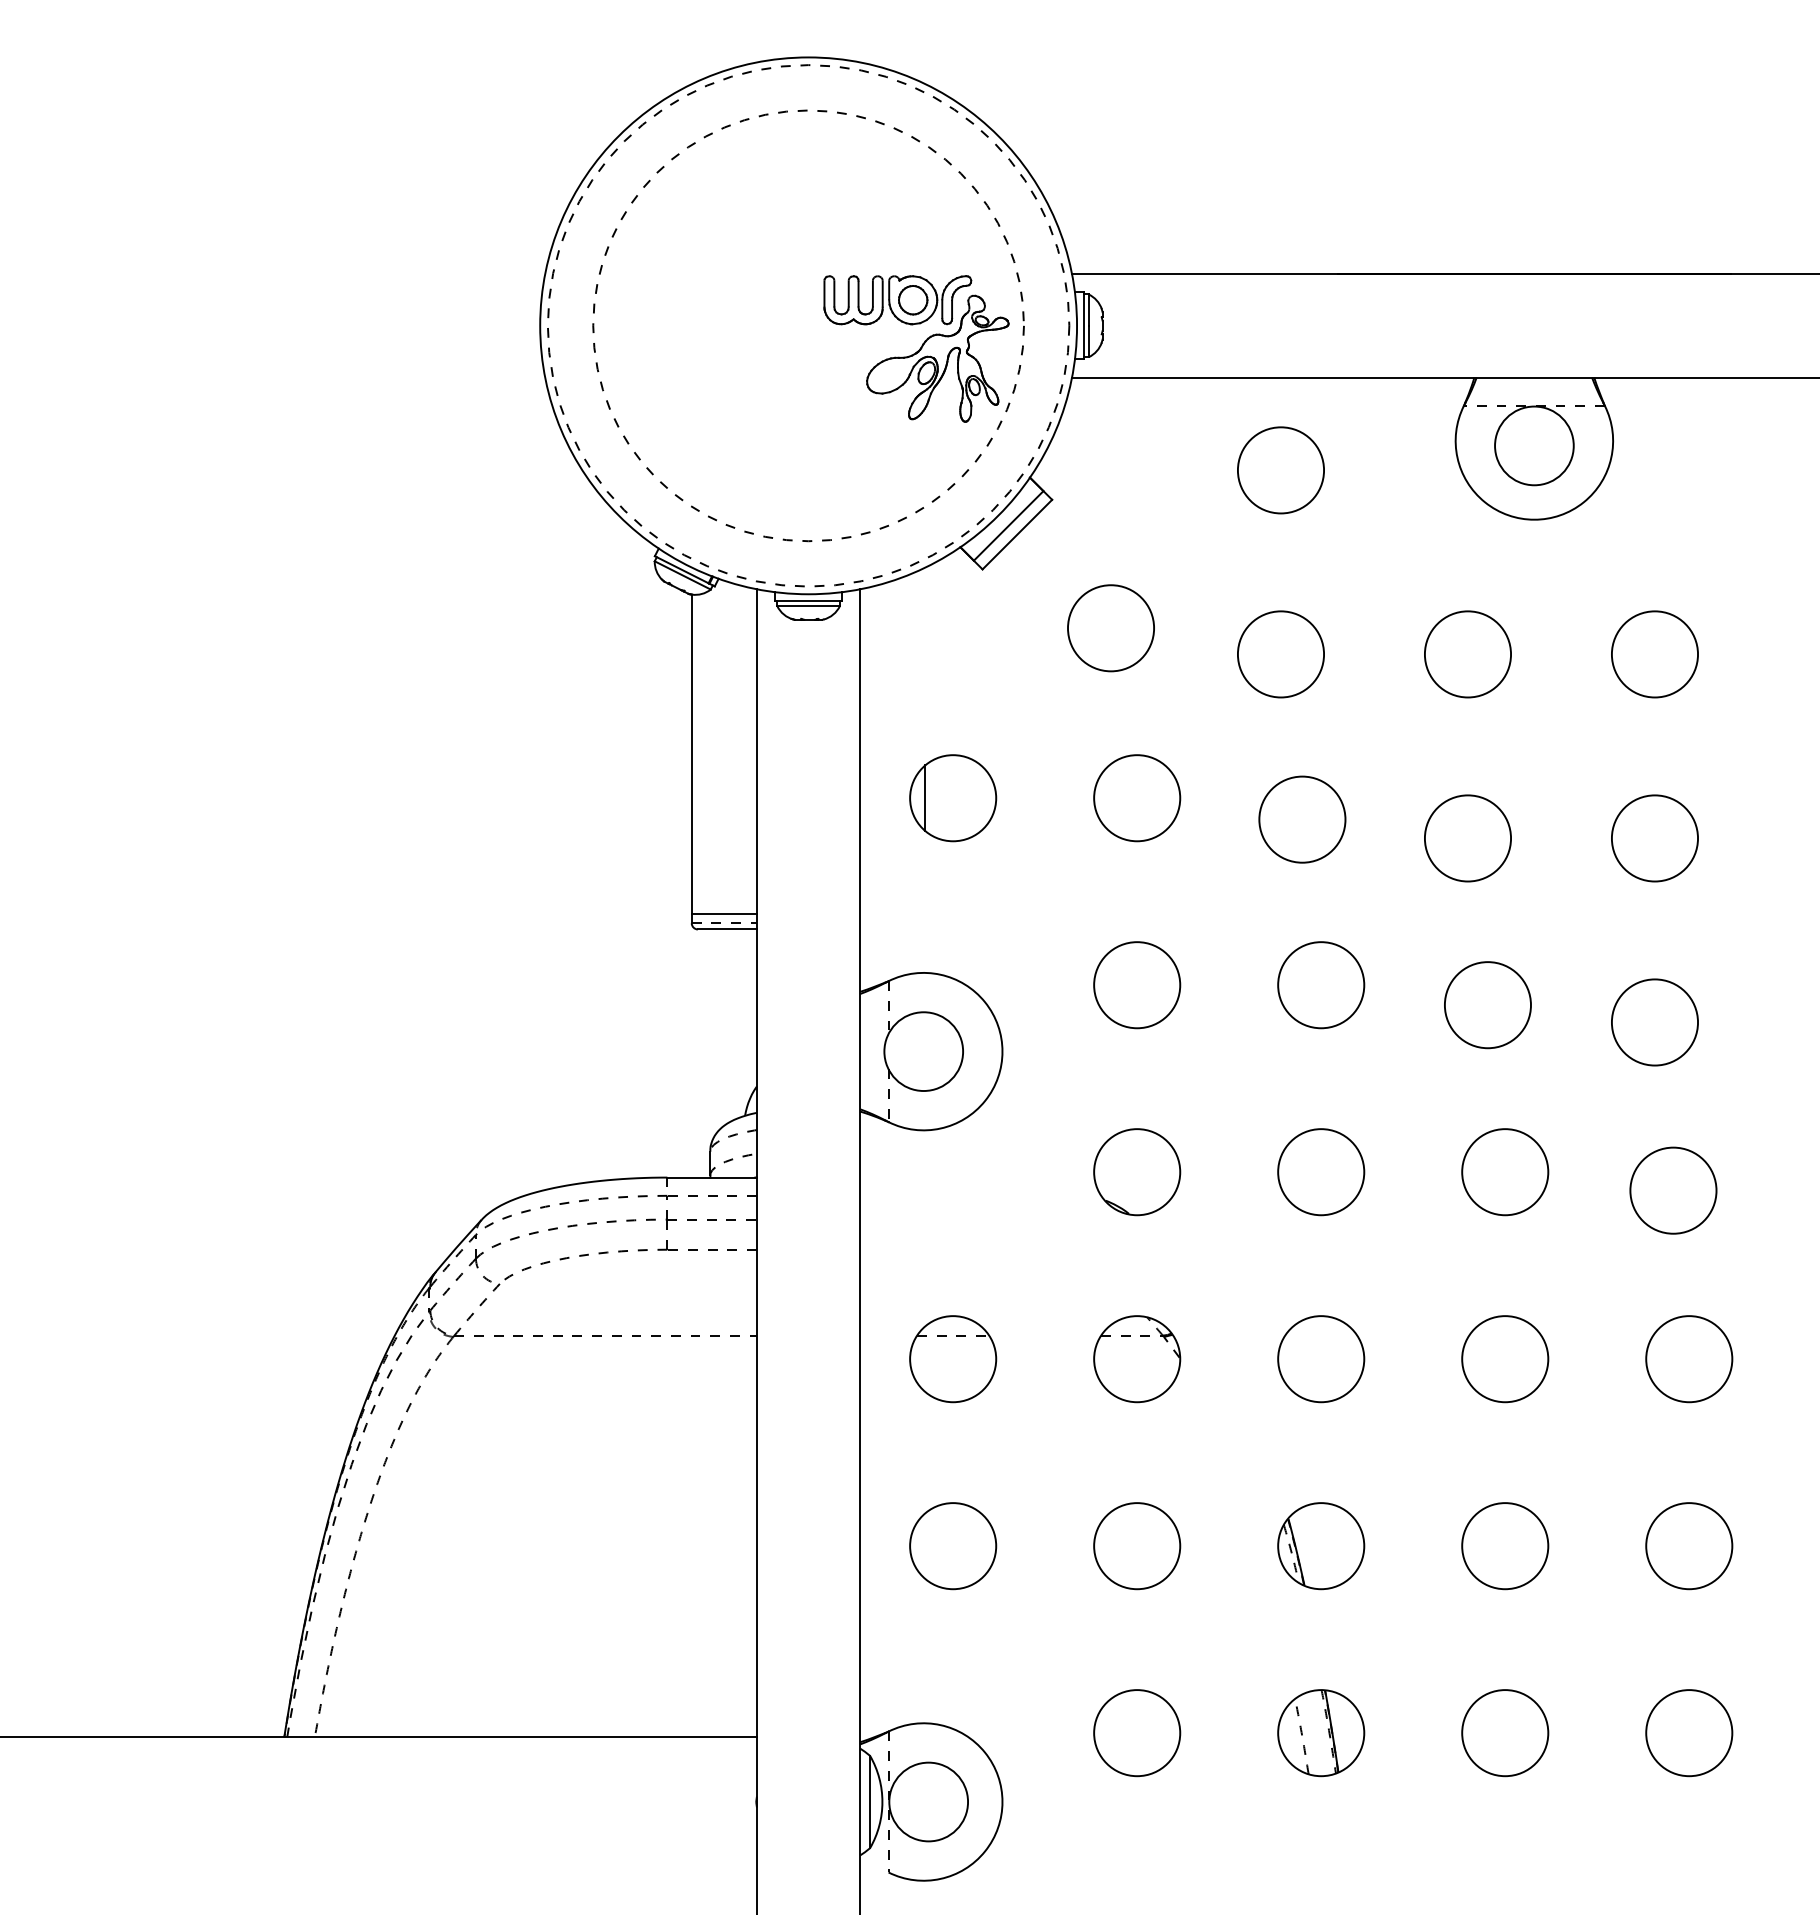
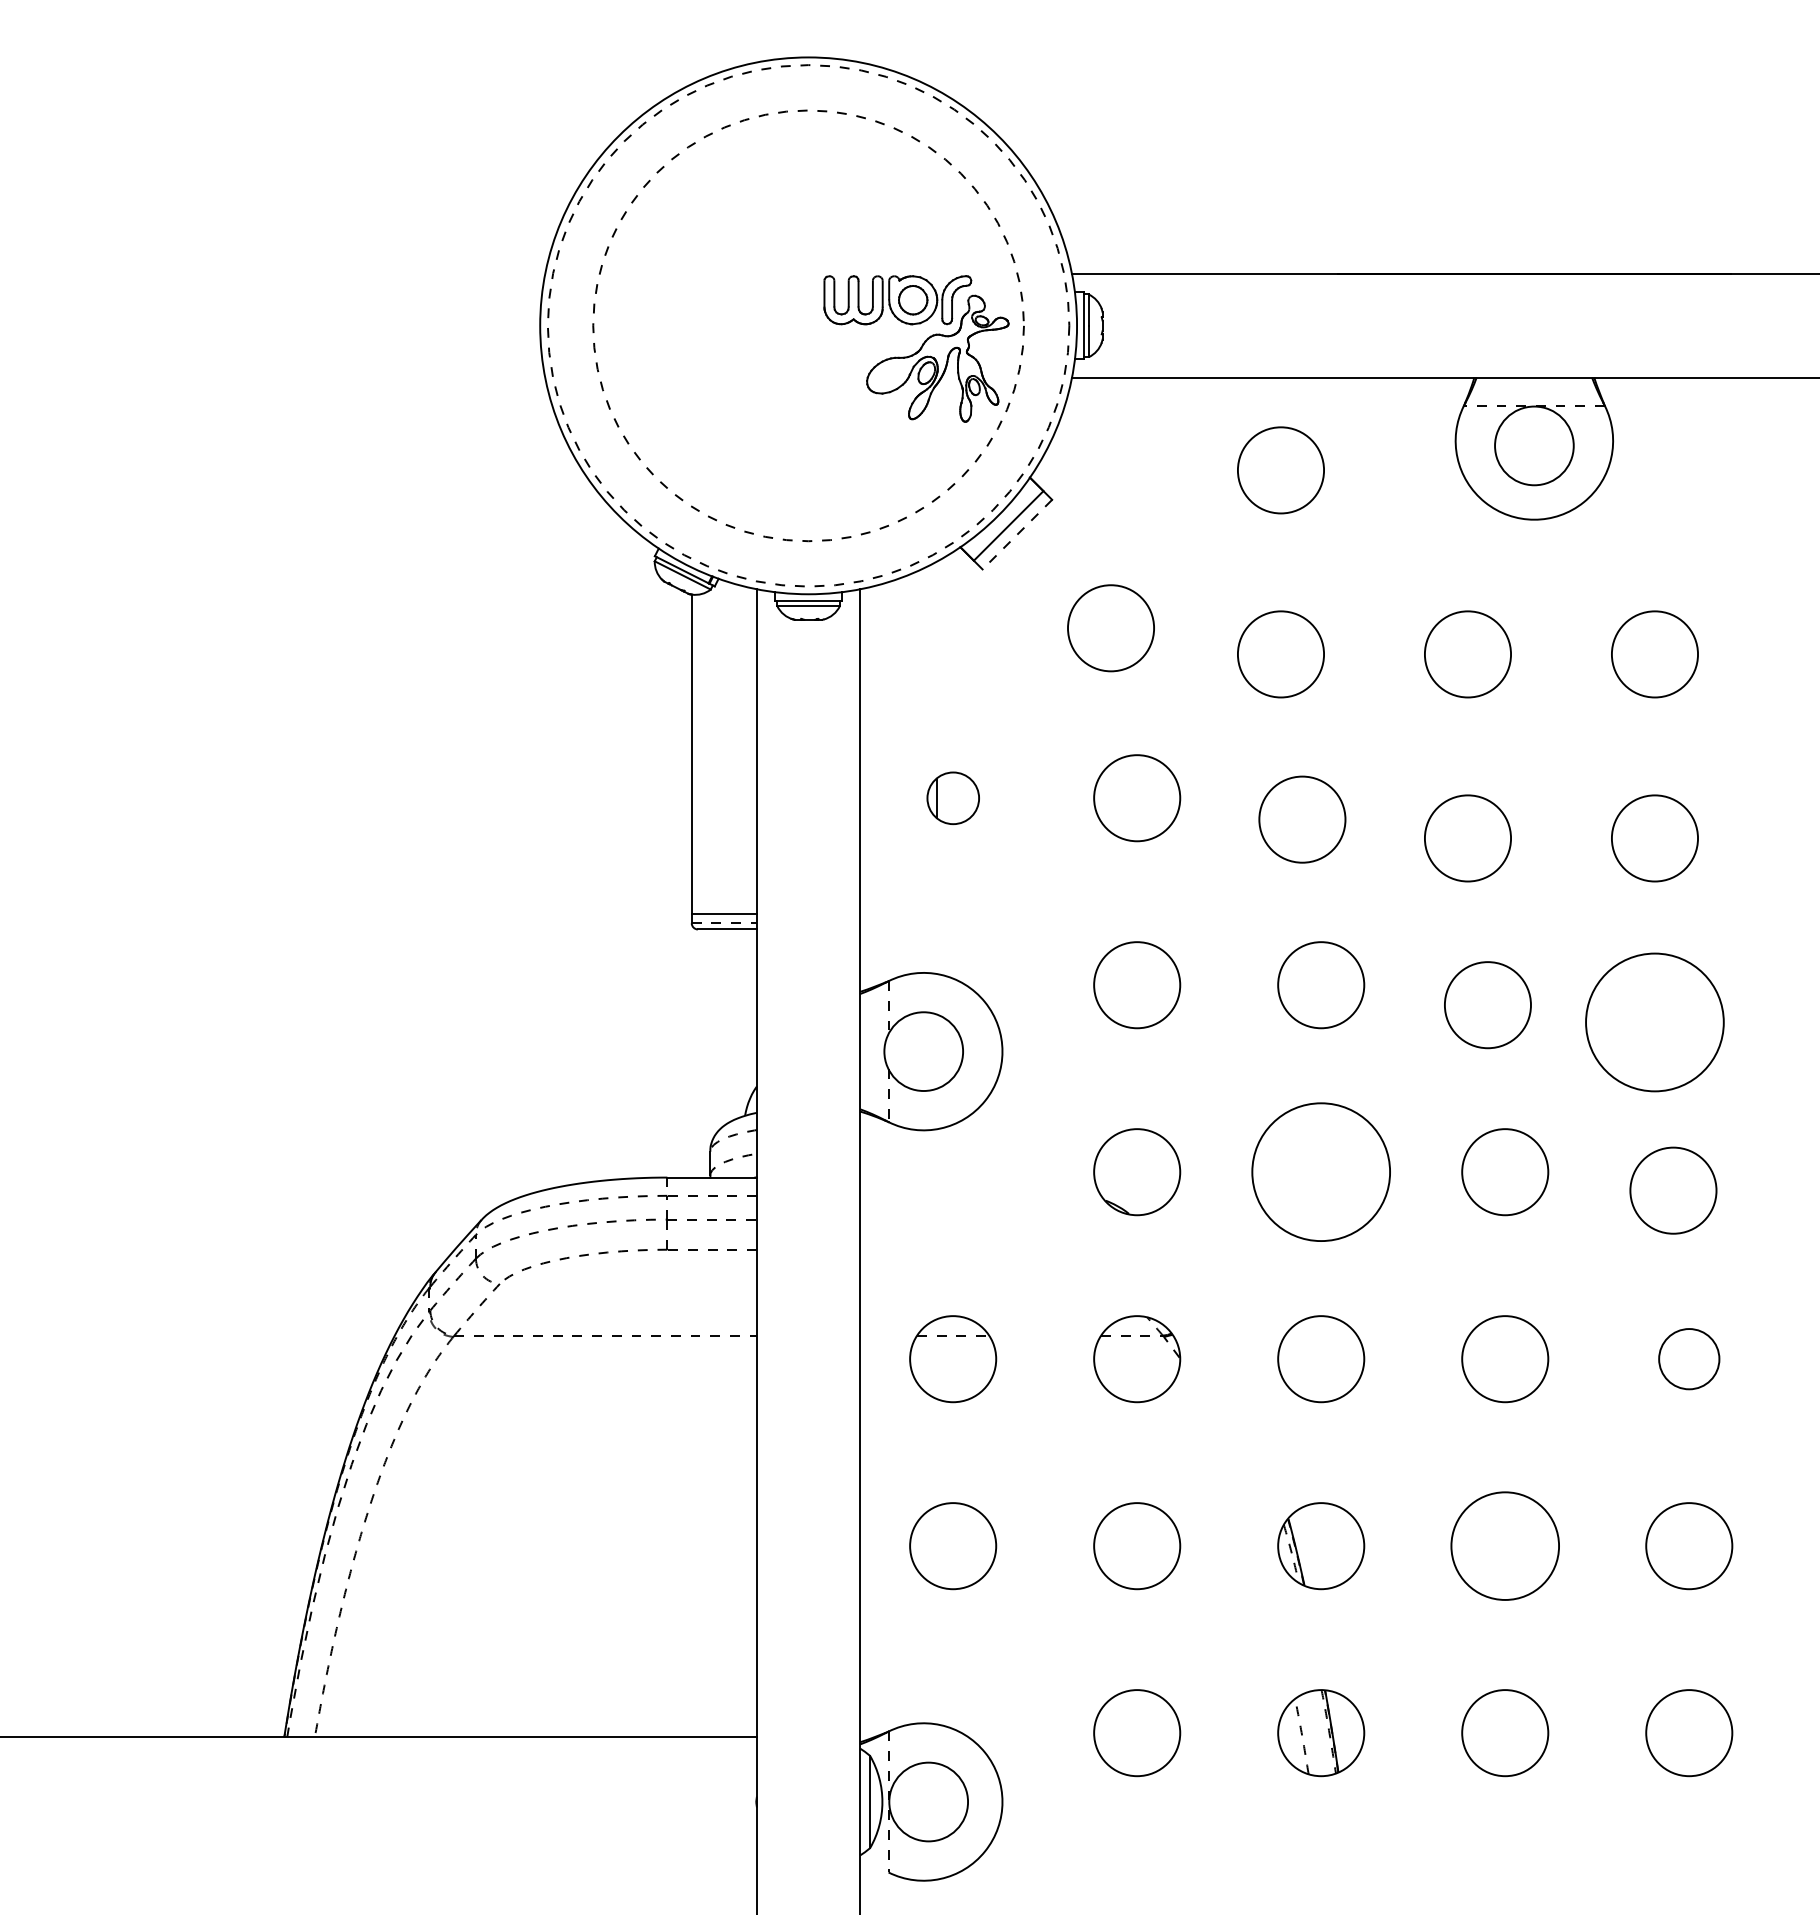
line: solid -> dashed (1017, 534)
part size: 89x89 px -> 54x55 px (952, 798)
circle size: 88x89 px -> 140x141 px (1654, 1022)
circle diameter: 86 px -> 138 px (1321, 1172)
circle diameter: 86 px -> 60 px (1689, 1359)
circle diameter: 86 px -> 108 px (1505, 1545)
